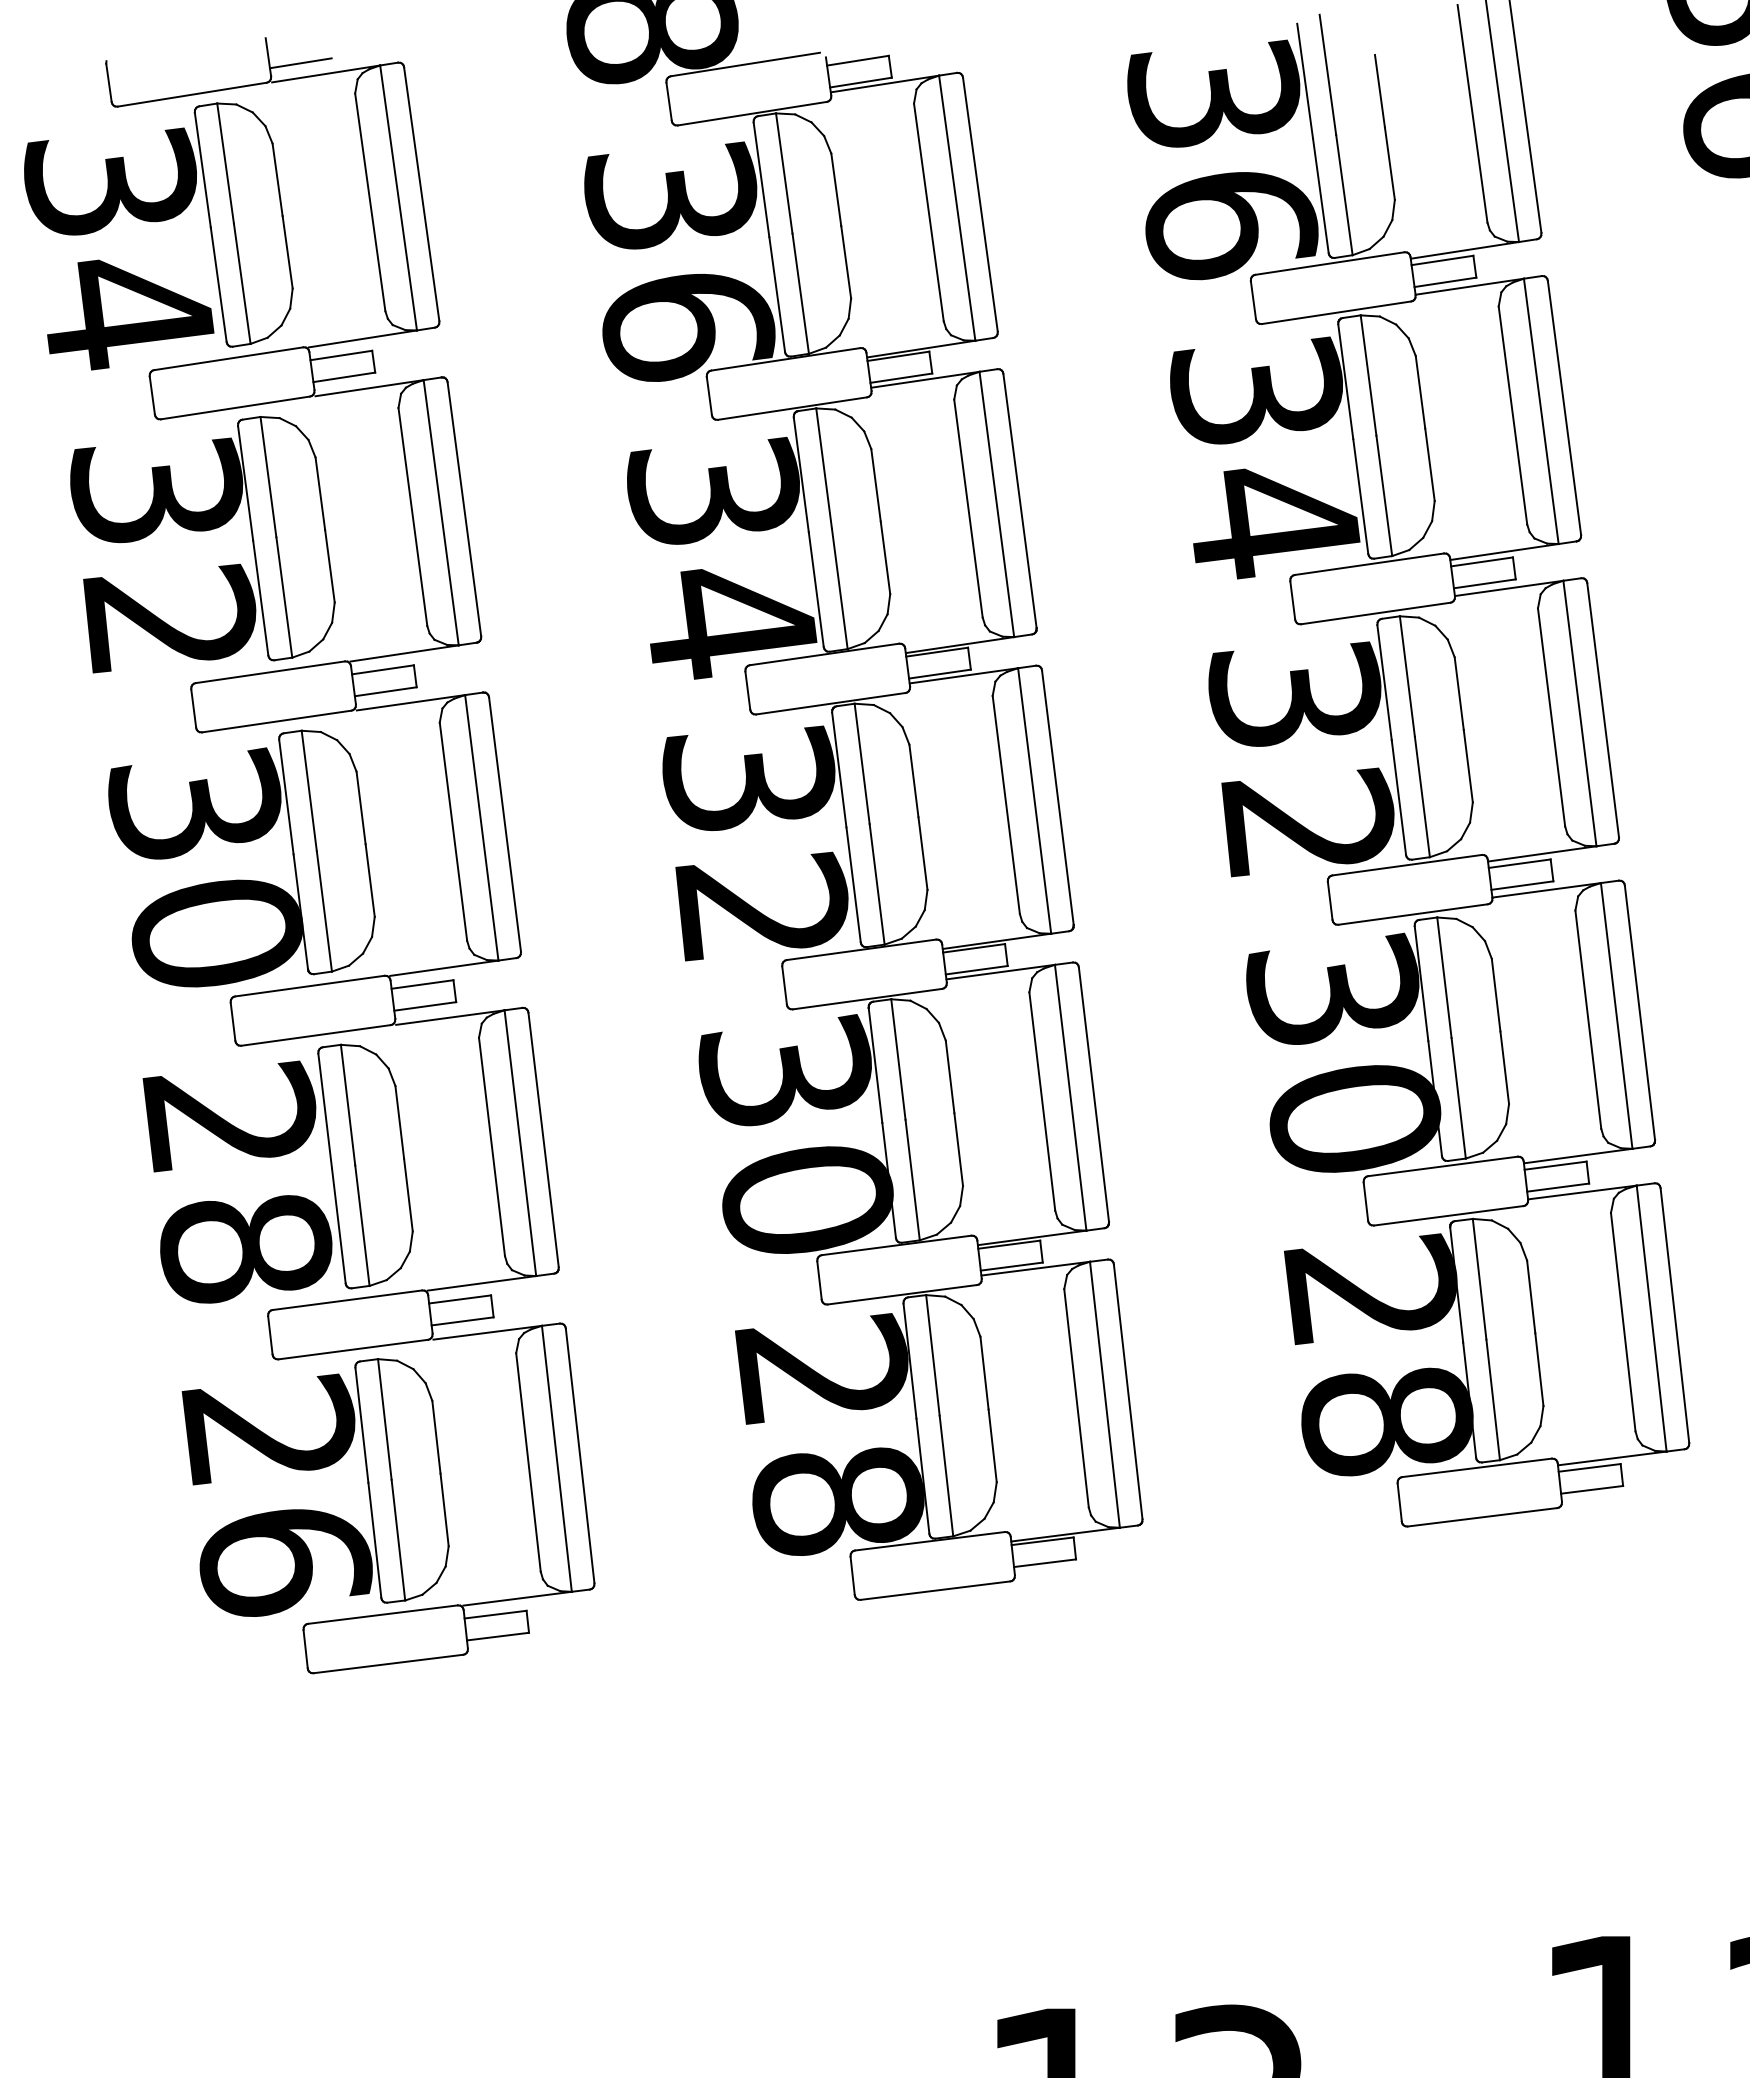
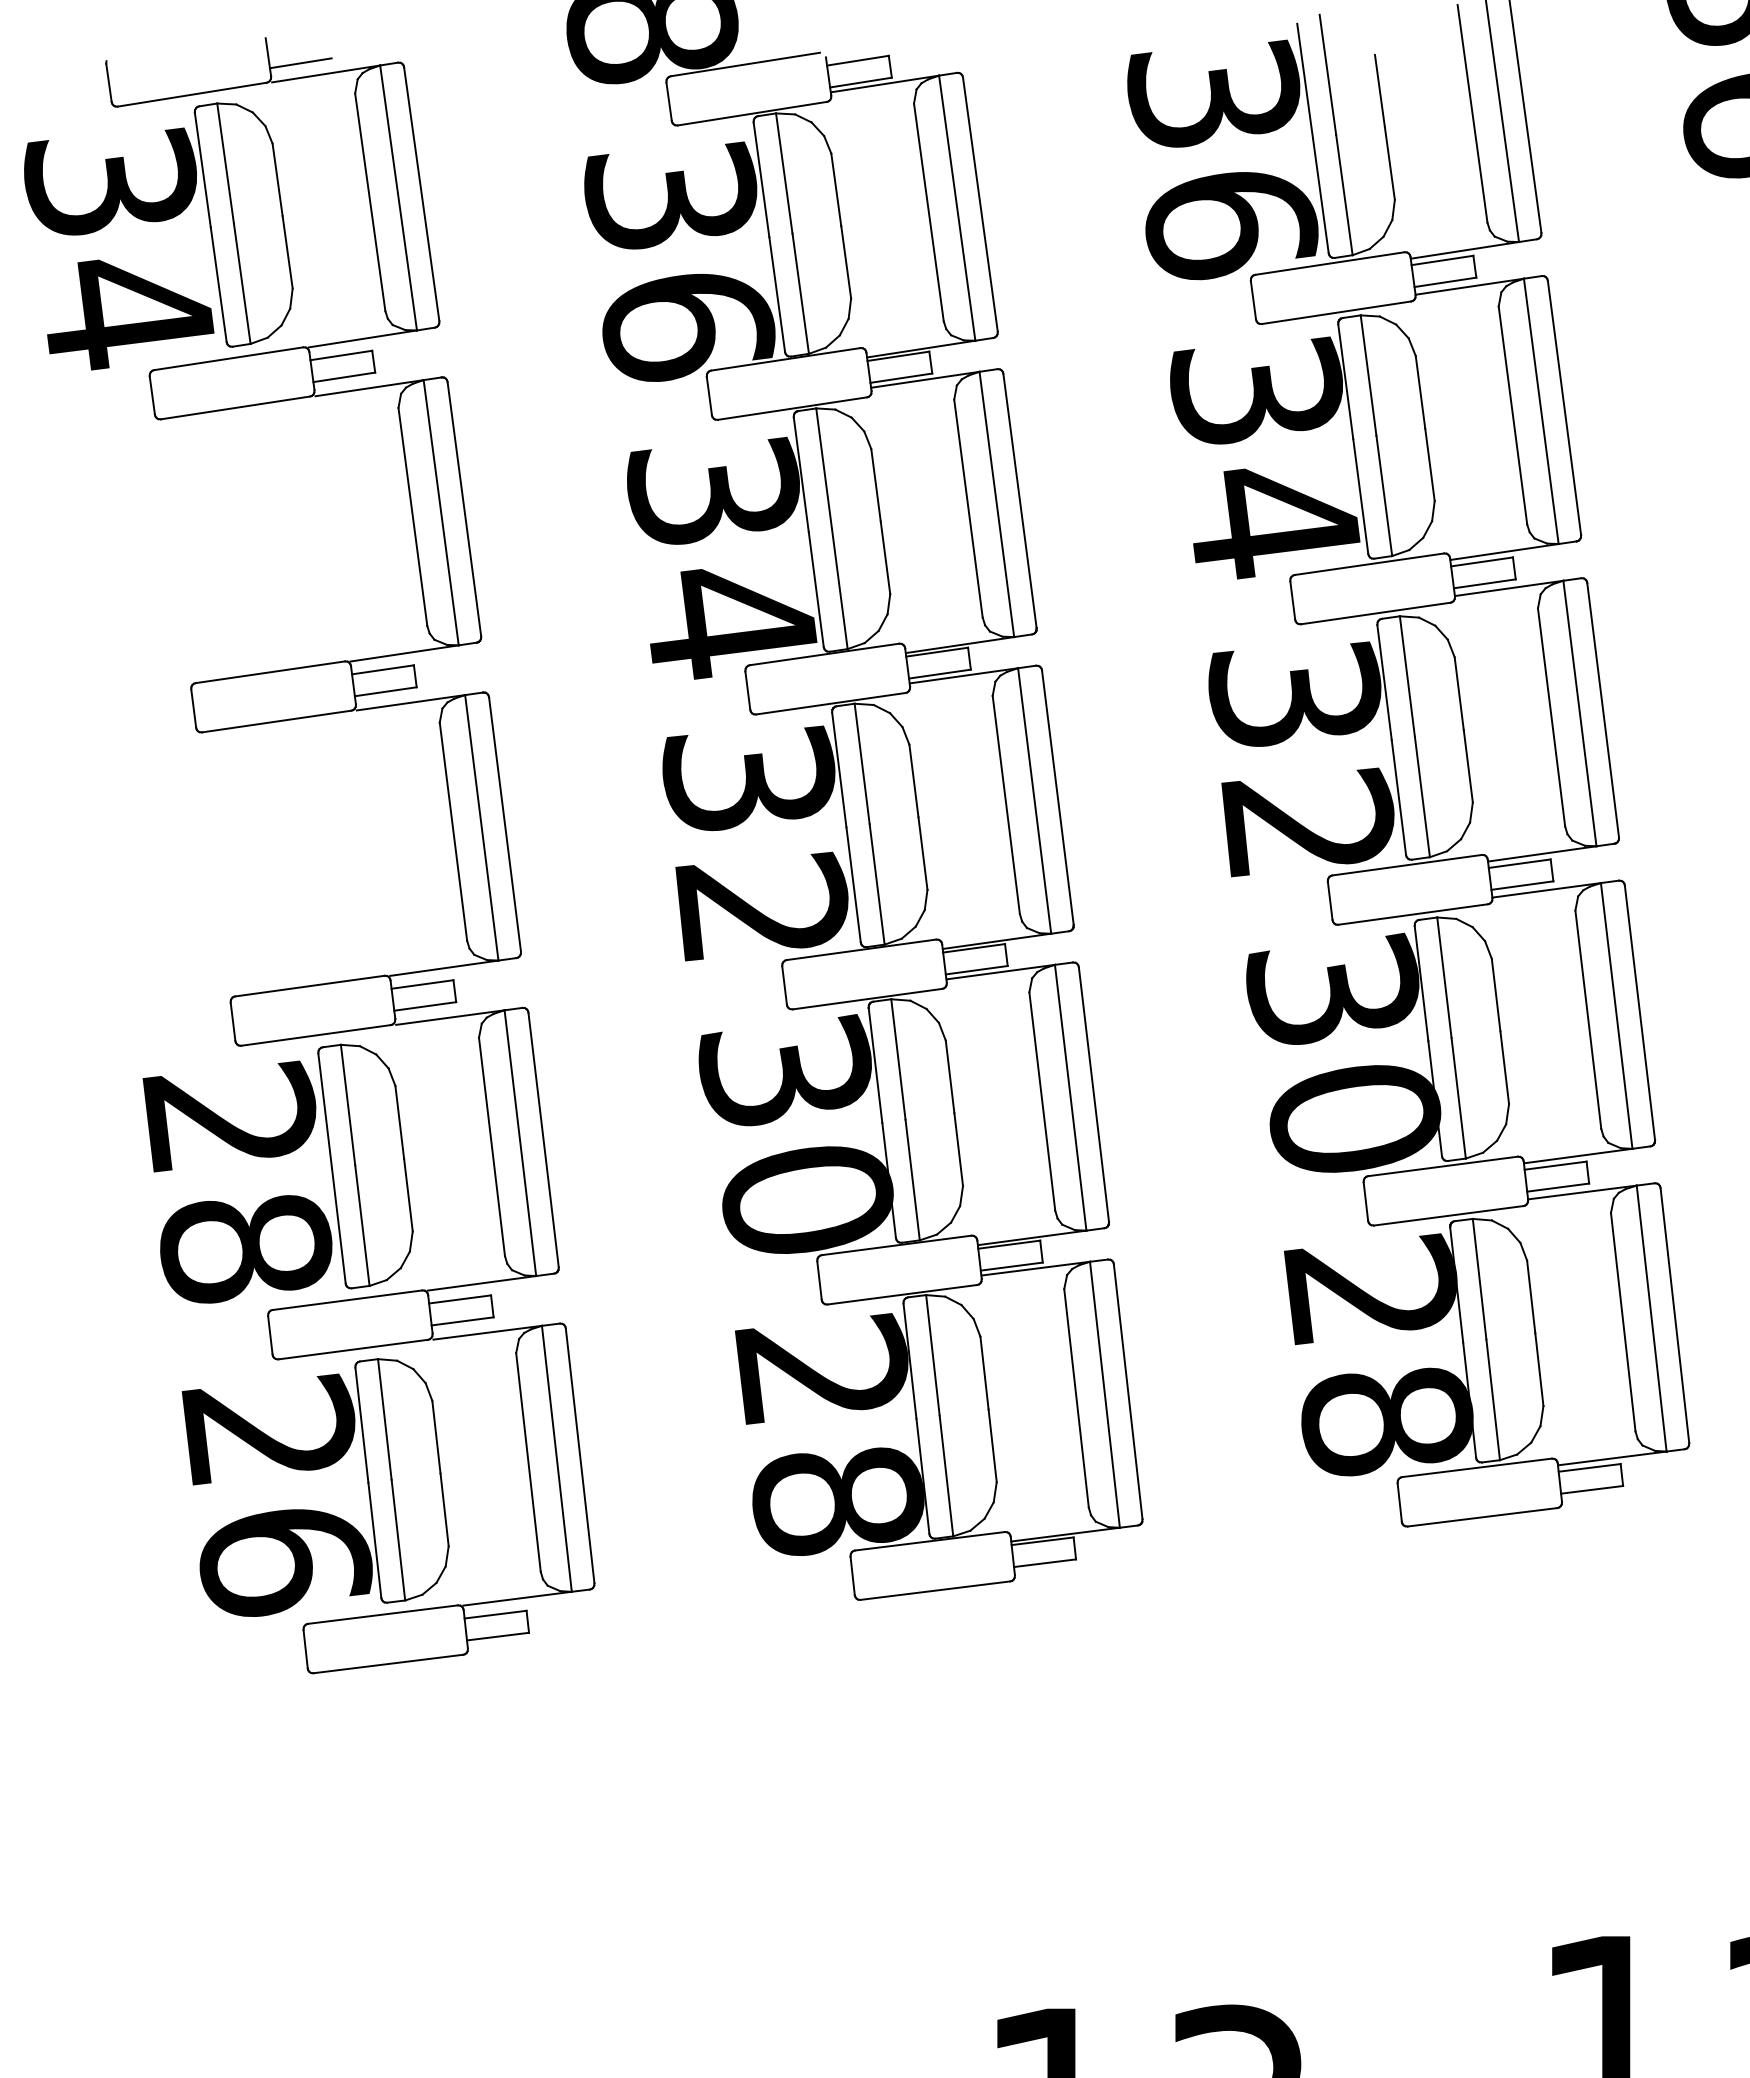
part: present -> none (202, 531)
part: present -> none (236, 843)
